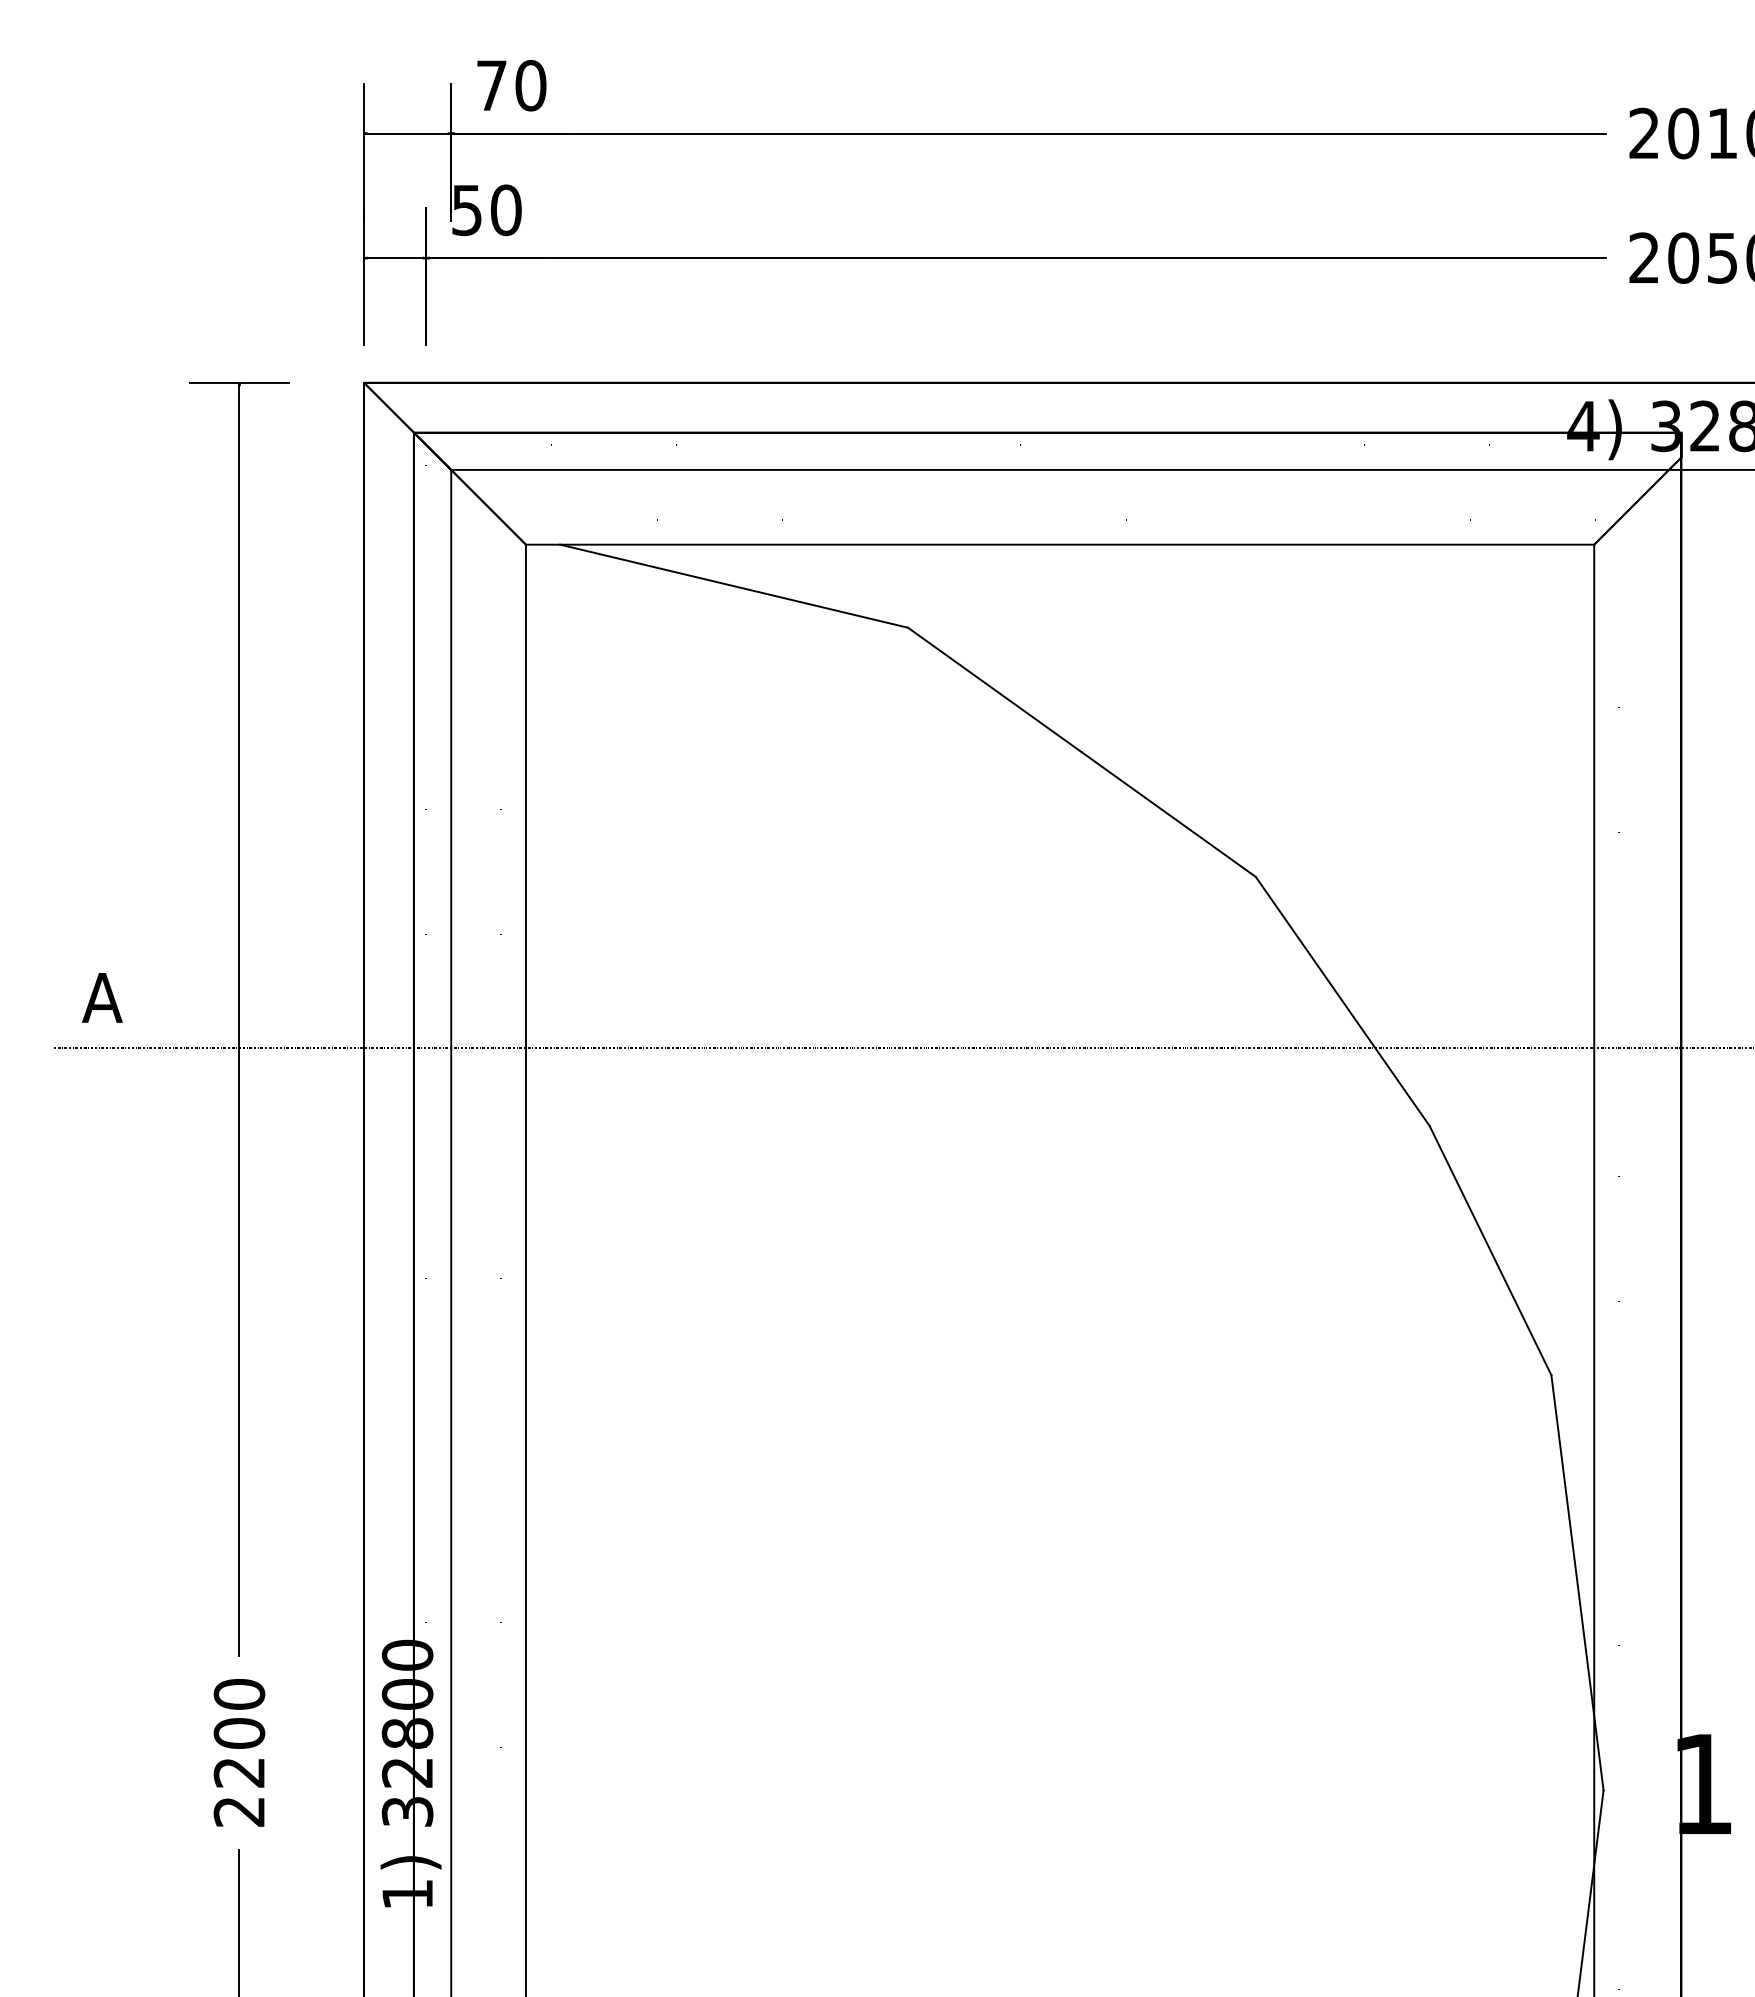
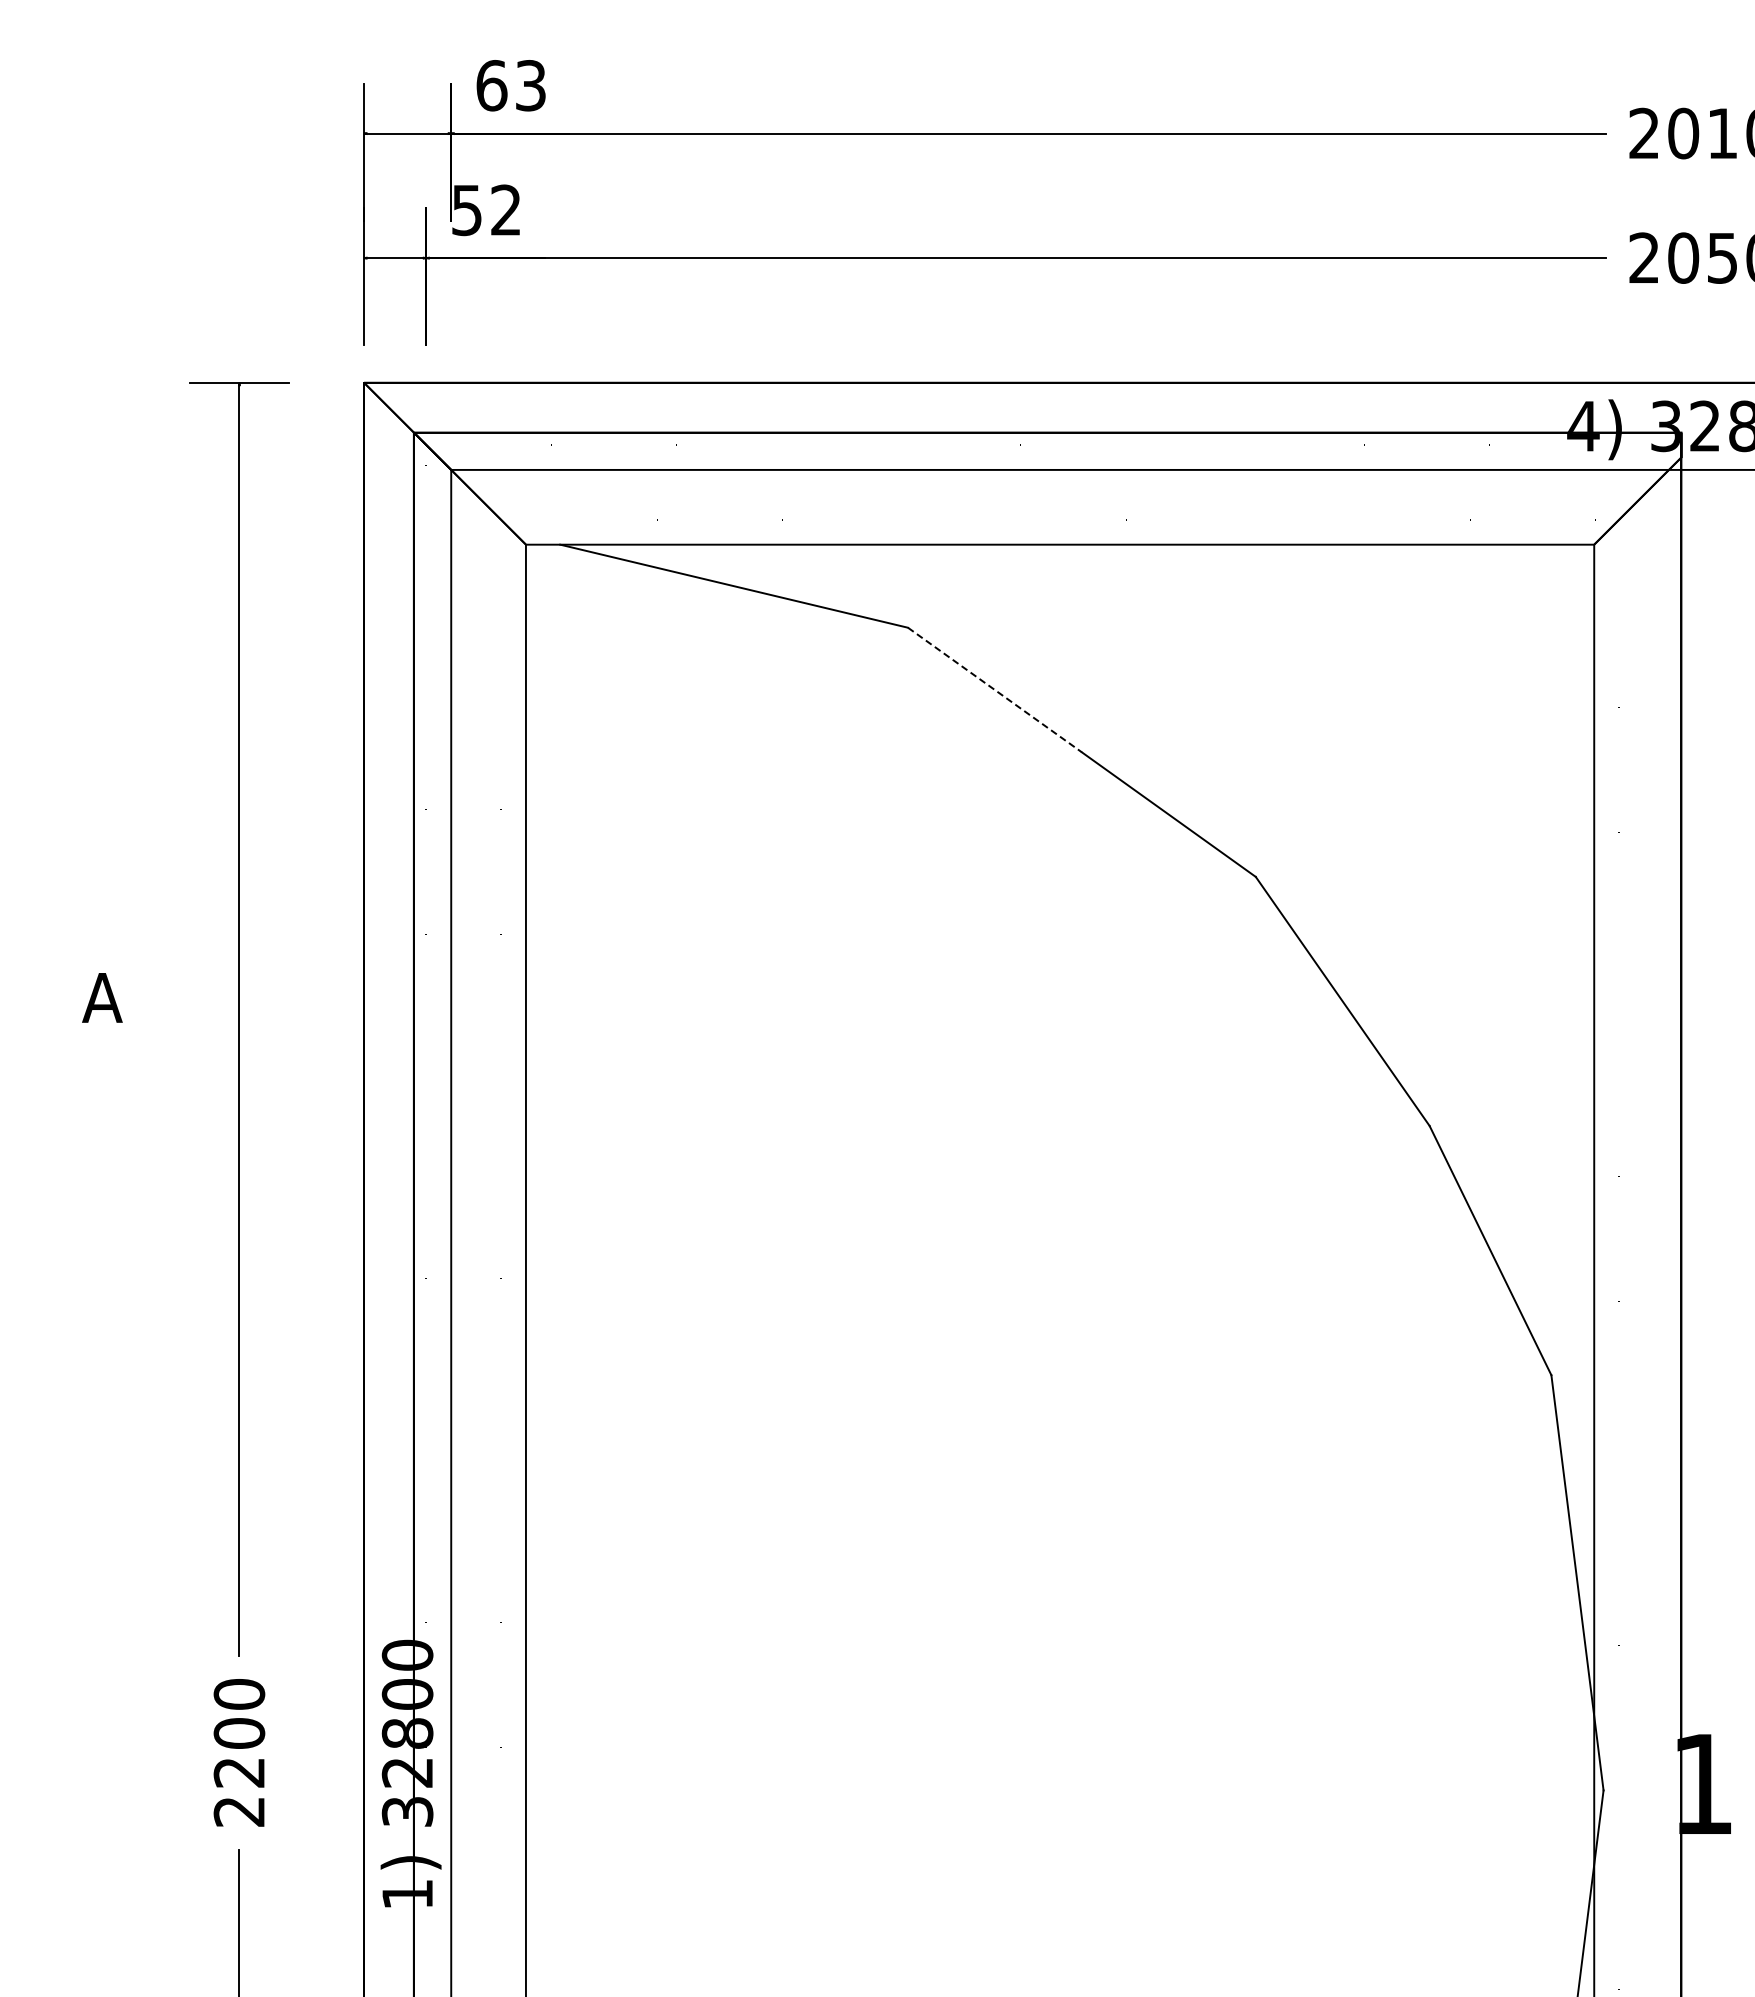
text: 70 -> 63 (511, 85)
text: 50 -> 52 (505, 210)
line: solid -> dashed (994, 690)
line: present -> none (901, 1047)
